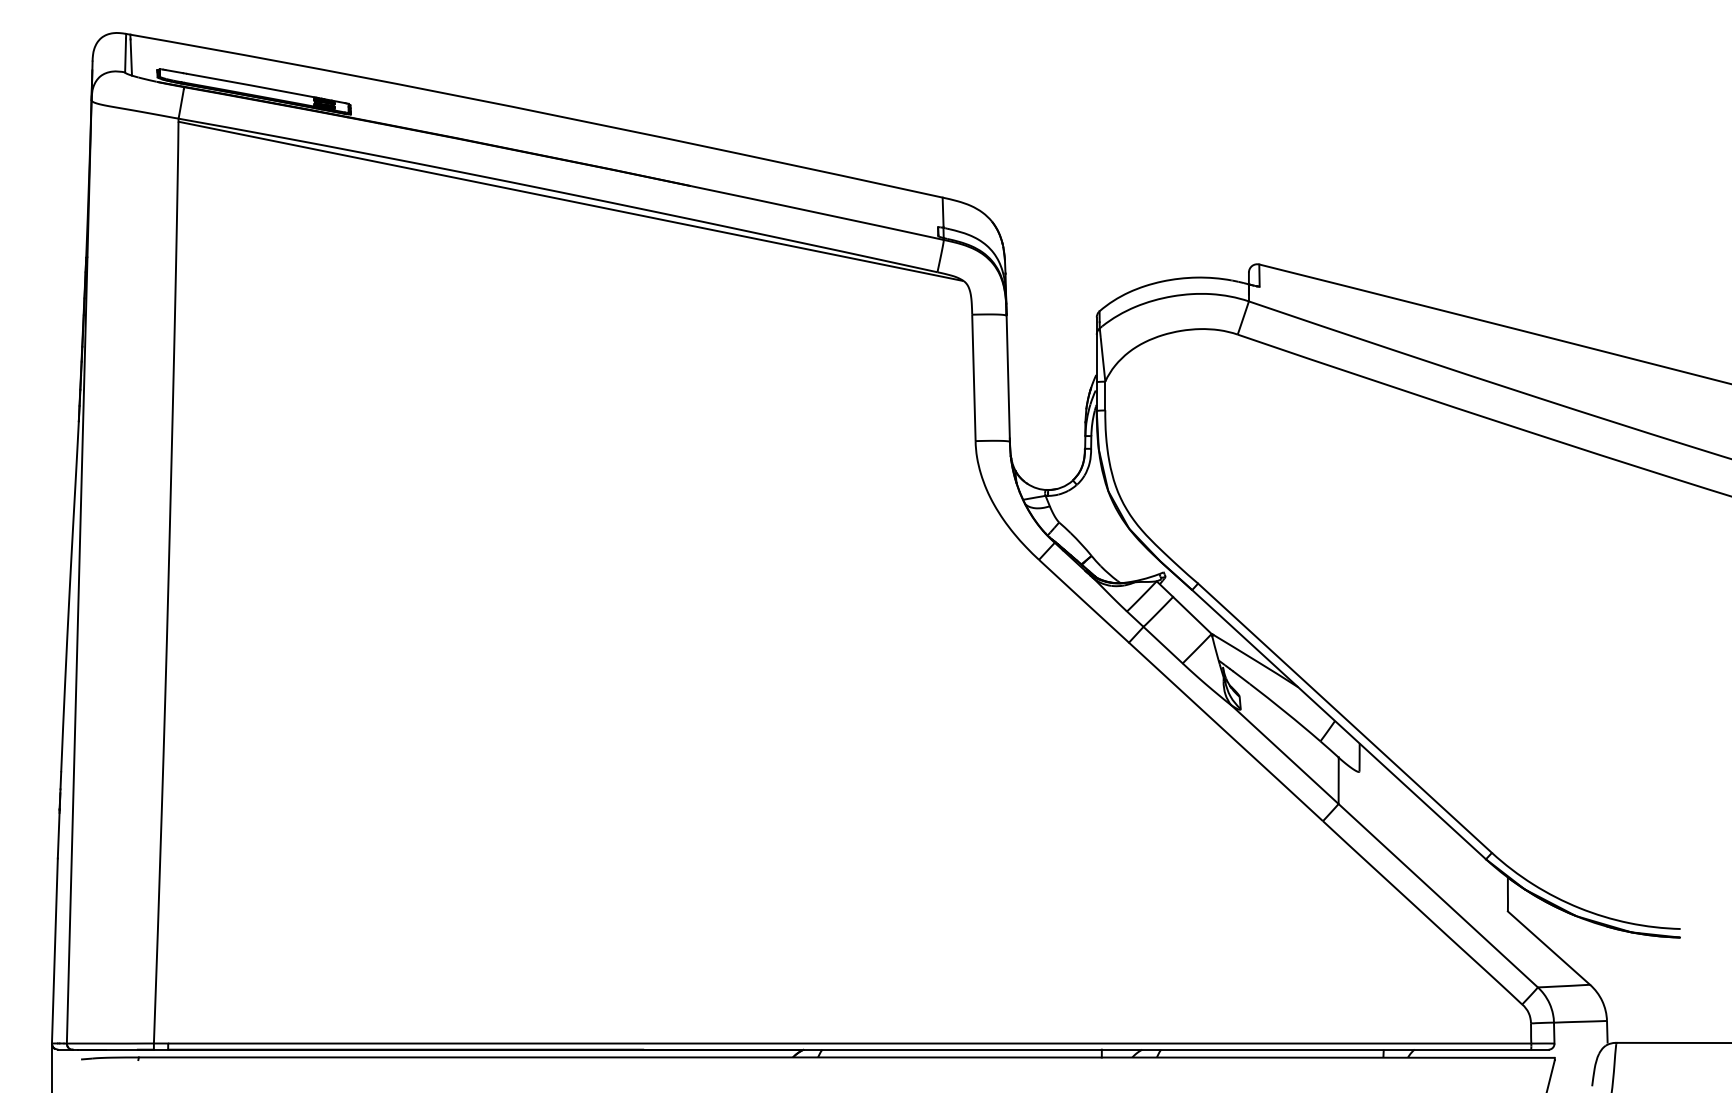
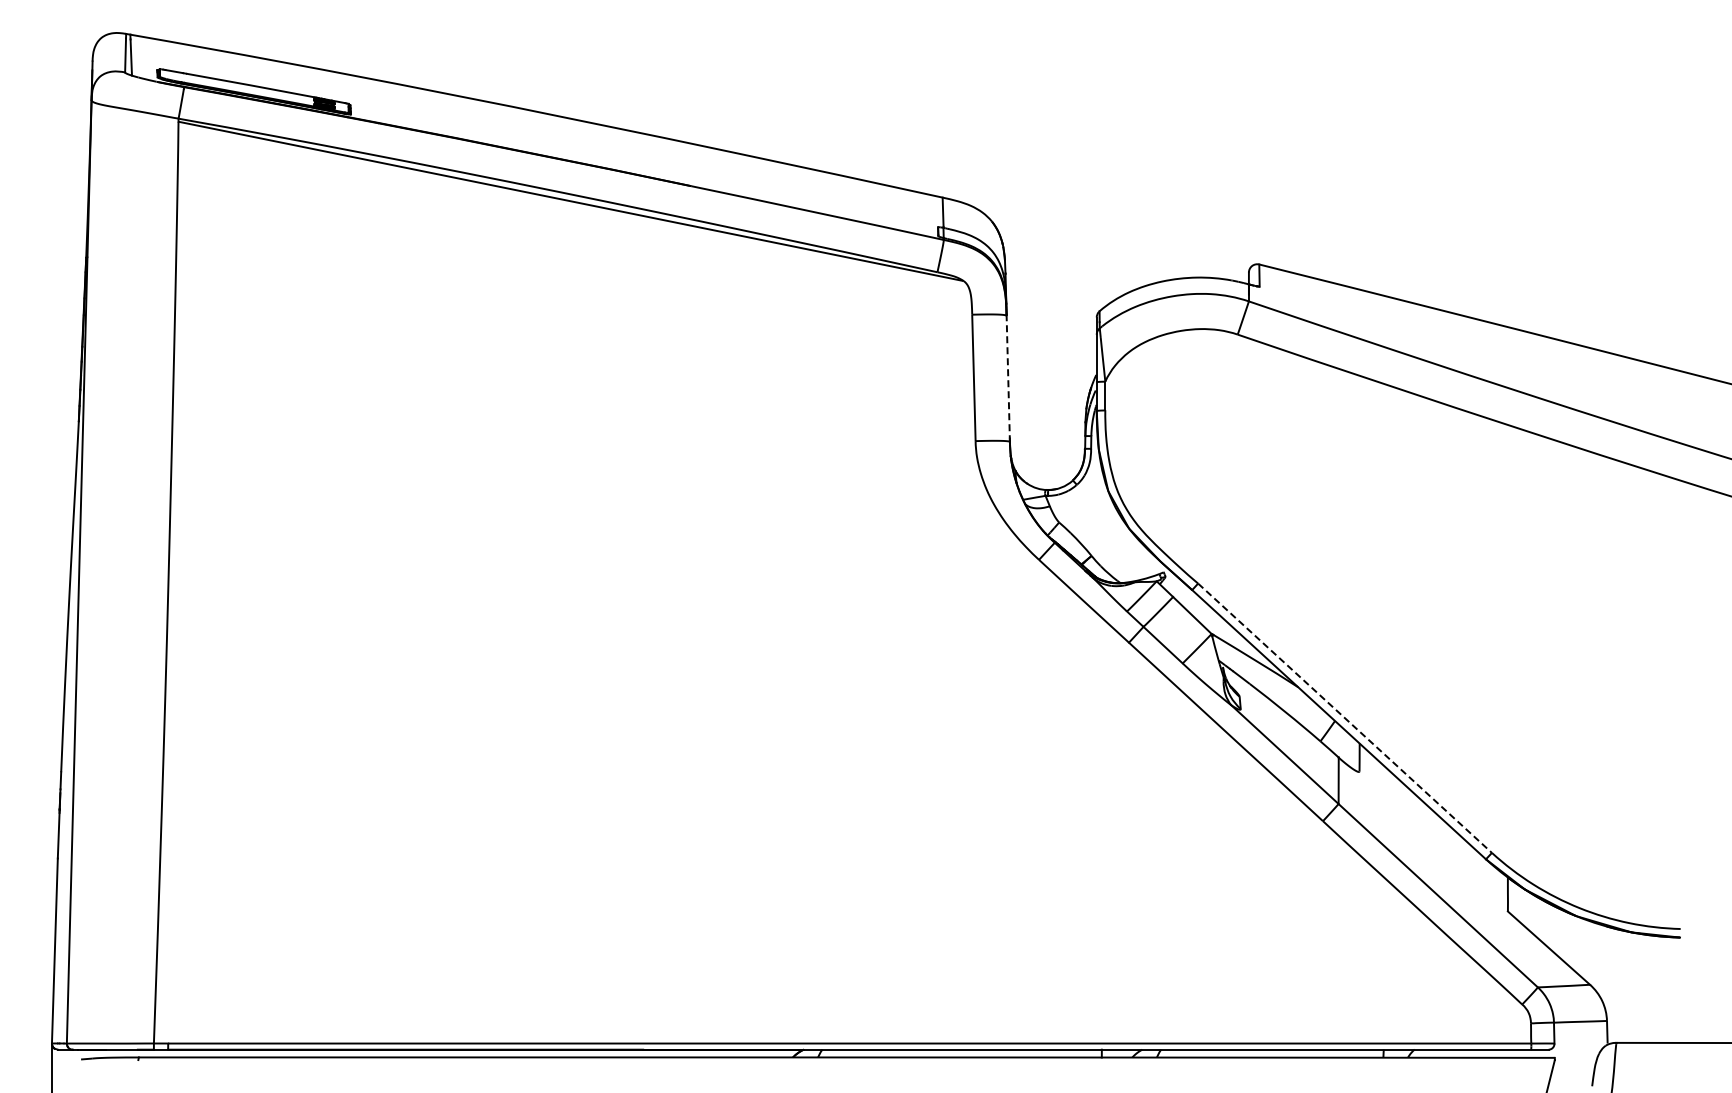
line: solid -> dashed (1008, 378)
line: solid -> dashed (1345, 718)
